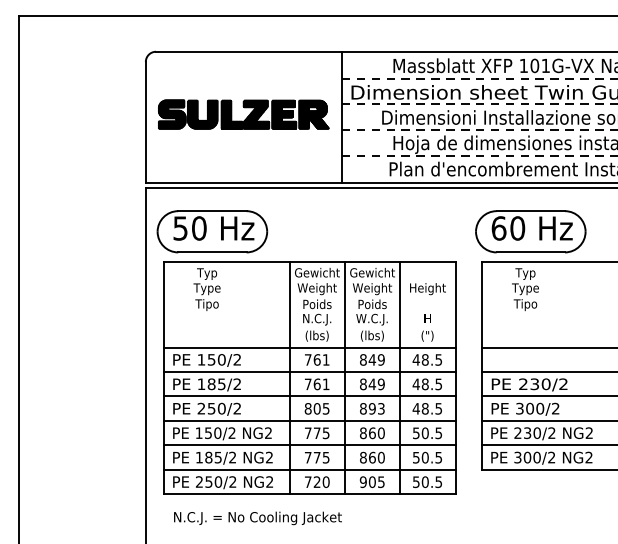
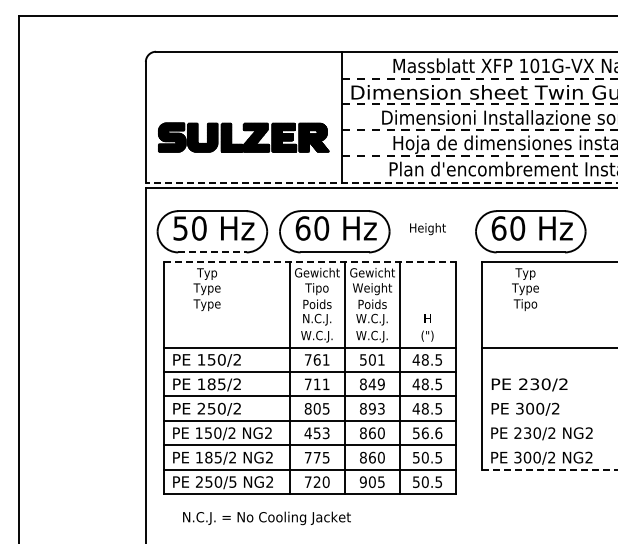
part position: (243, 114) -> (243, 137) (243, 137)
line: solid -> dashed (381, 182)
part: none -> present (334, 231)
line: solid -> dashed (212, 252)
line: solid -> dashed (309, 261)
text: Weight -> Tipo (316, 289)
text position: (427, 289) -> (427, 229) (427, 229)
text: Tipo -> Type (206, 305)
text: (lbs) -> W.C.J. (316, 336)
text: (lbs) -> W.C.J. (371, 336)
text: 849 -> 501 (372, 359)
line: present -> none (548, 372)
text: 761 -> 711 (316, 384)
line: present -> none (548, 396)
line: present -> none (548, 420)
text: 775 -> 453 (316, 433)
text: 50.5 -> 56.6 (432, 433)
line: present -> none (548, 445)
line: solid -> dashed (549, 469)
text: 250/2 -> 250/5 (232, 481)
text position: (257, 518) -> (266, 518) (266, 518)
